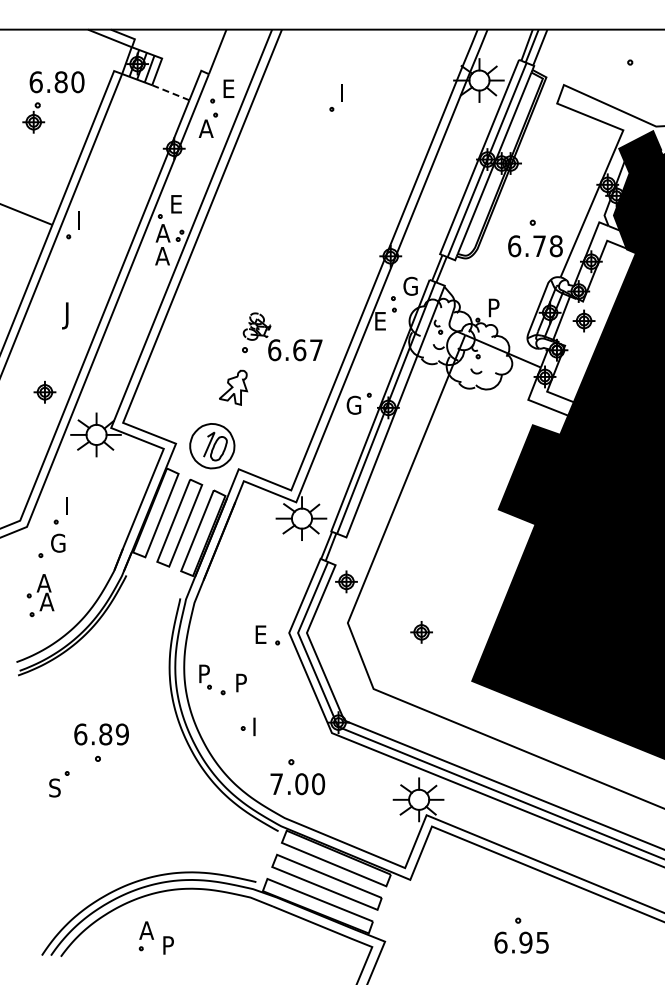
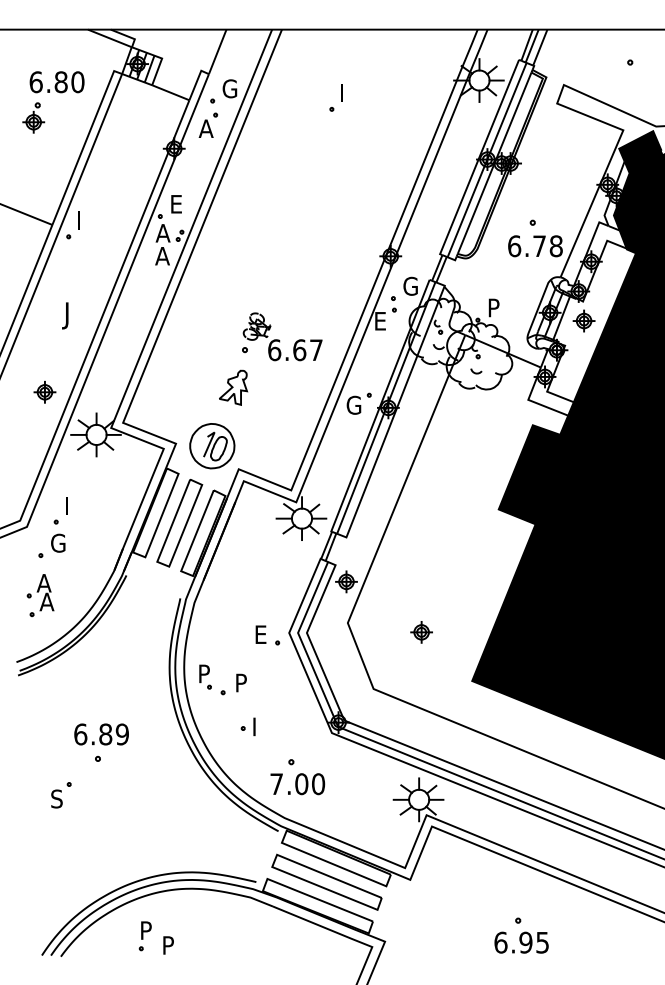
text: E -> G (229, 88)
line: dashed -> solid (170, 92)
part position: (59, 784) -> (61, 795) (61, 795)
text: A -> P (146, 930)
